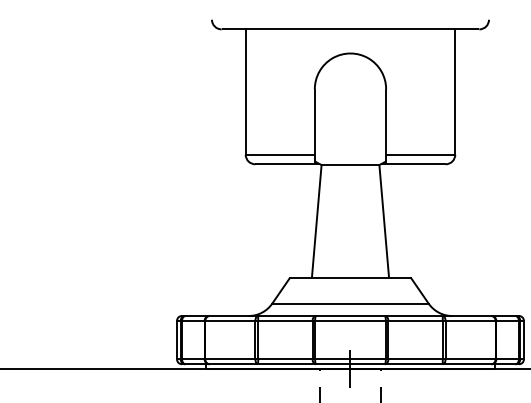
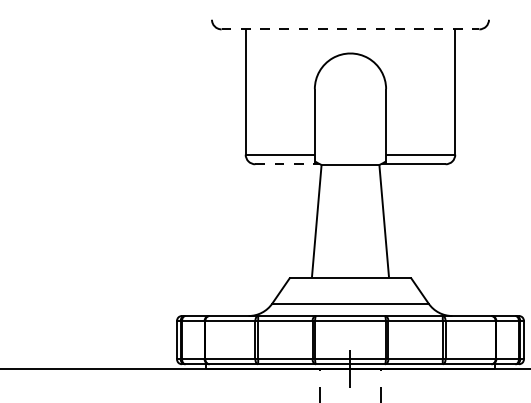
line: solid -> dashed (350, 29)
line: solid -> dashed (288, 164)
